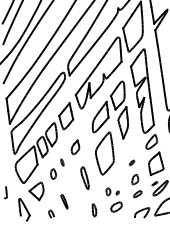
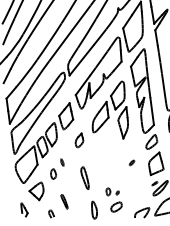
part position: (75, 147) -> (79, 140) (79, 140)
part: present -> none (104, 153)
part: present -> none (136, 185)
part: present -> none (5, 192)
part size: 13x24 px -> 9x16 px (24, 209)
part size: 7x15 px -> 7x20 px (94, 209)
